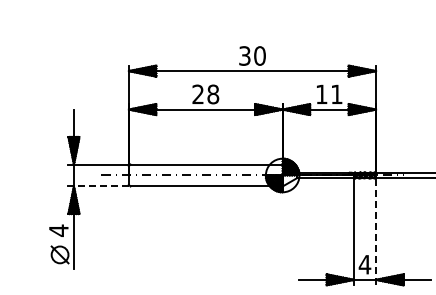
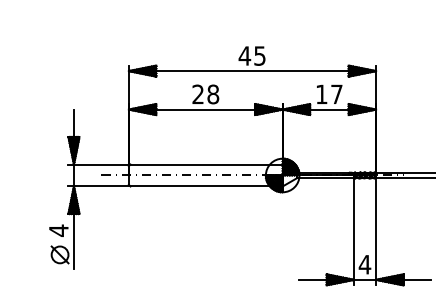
text: 30 -> 45 (251, 55)
text: 11 -> 17 (336, 93)
line: dashed -> solid (100, 186)
line: dashed -> solid (376, 231)
